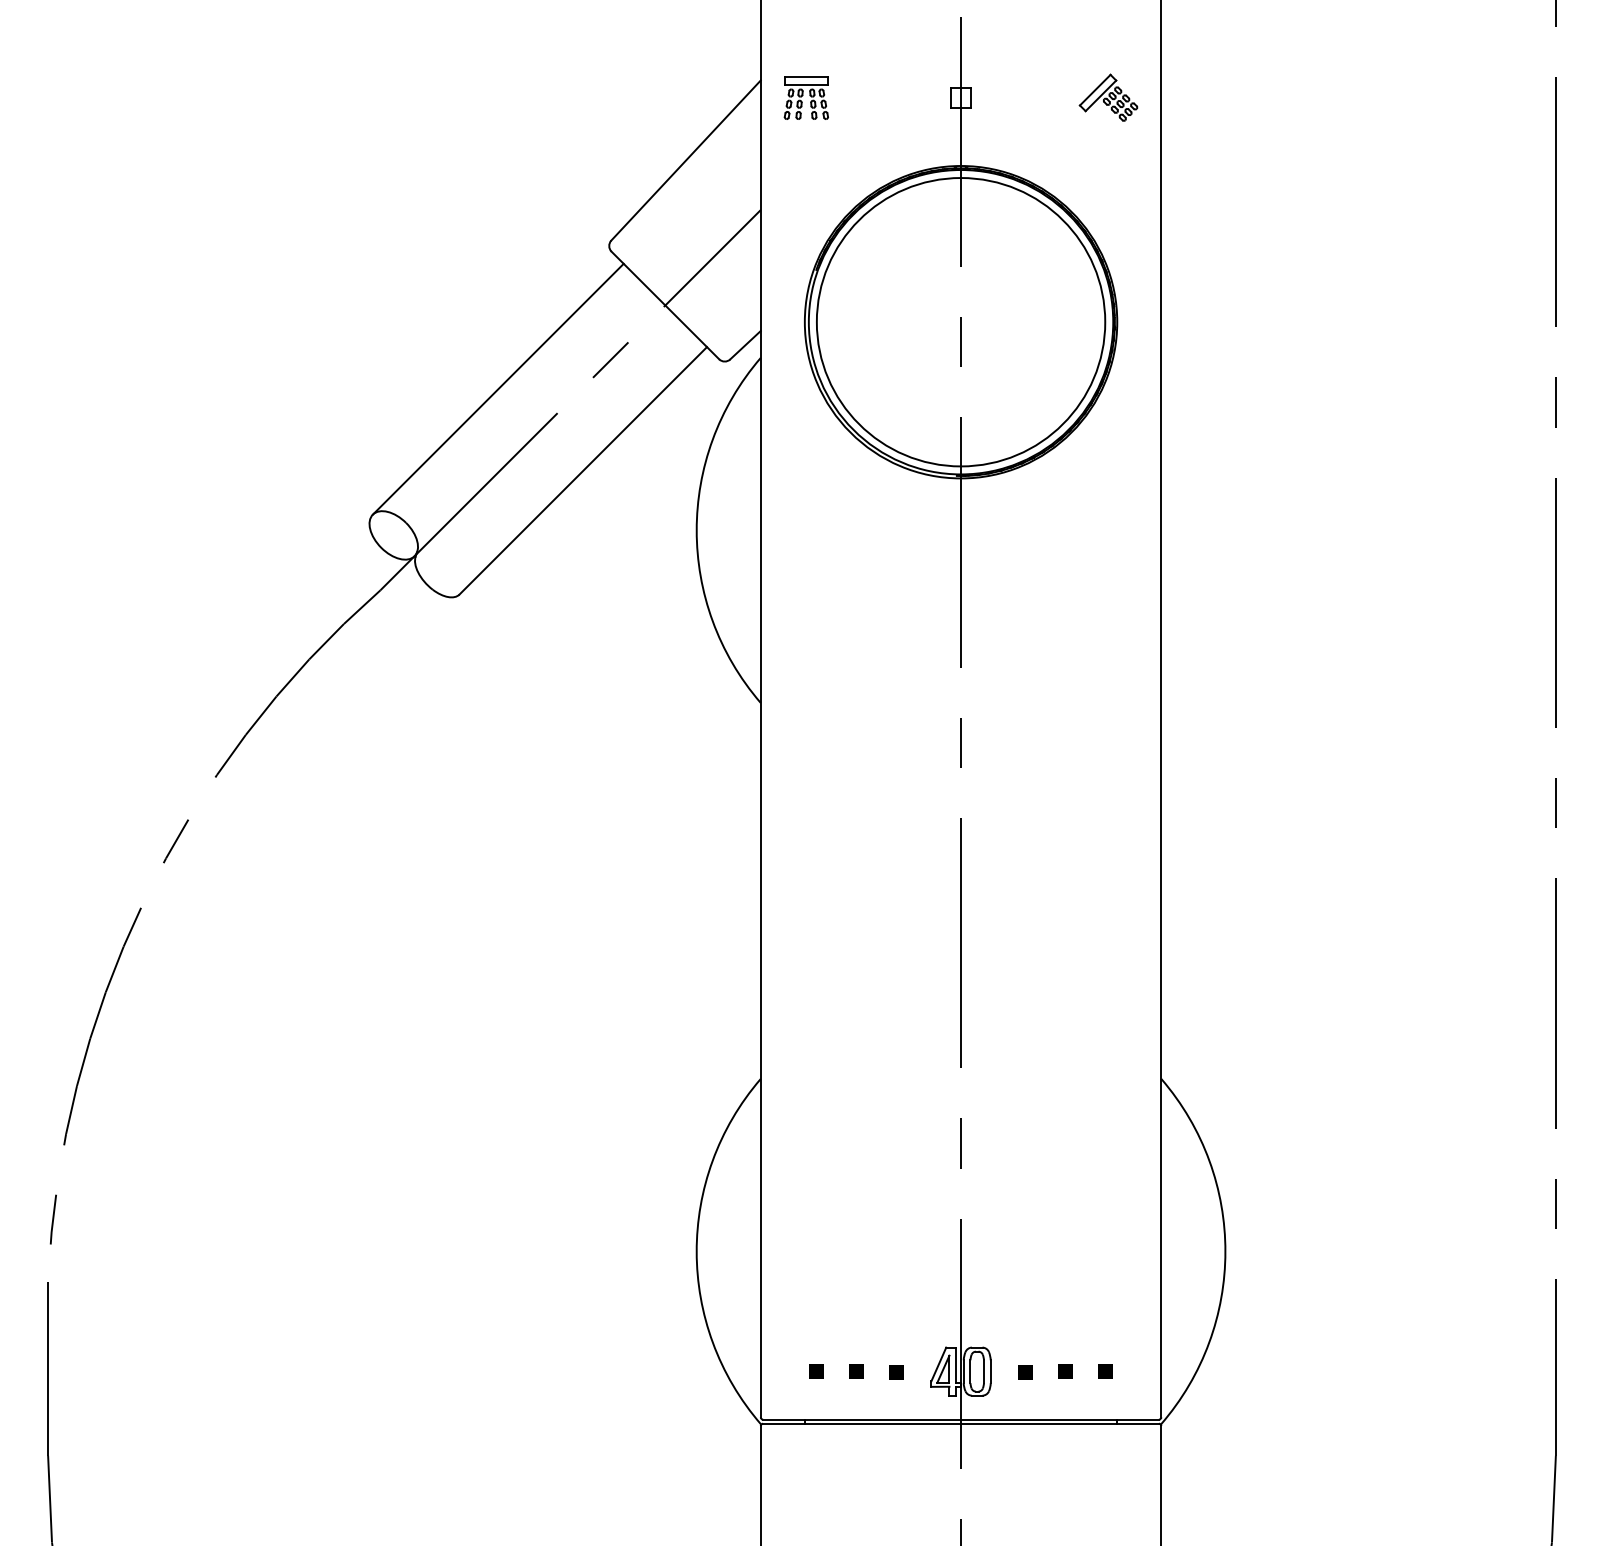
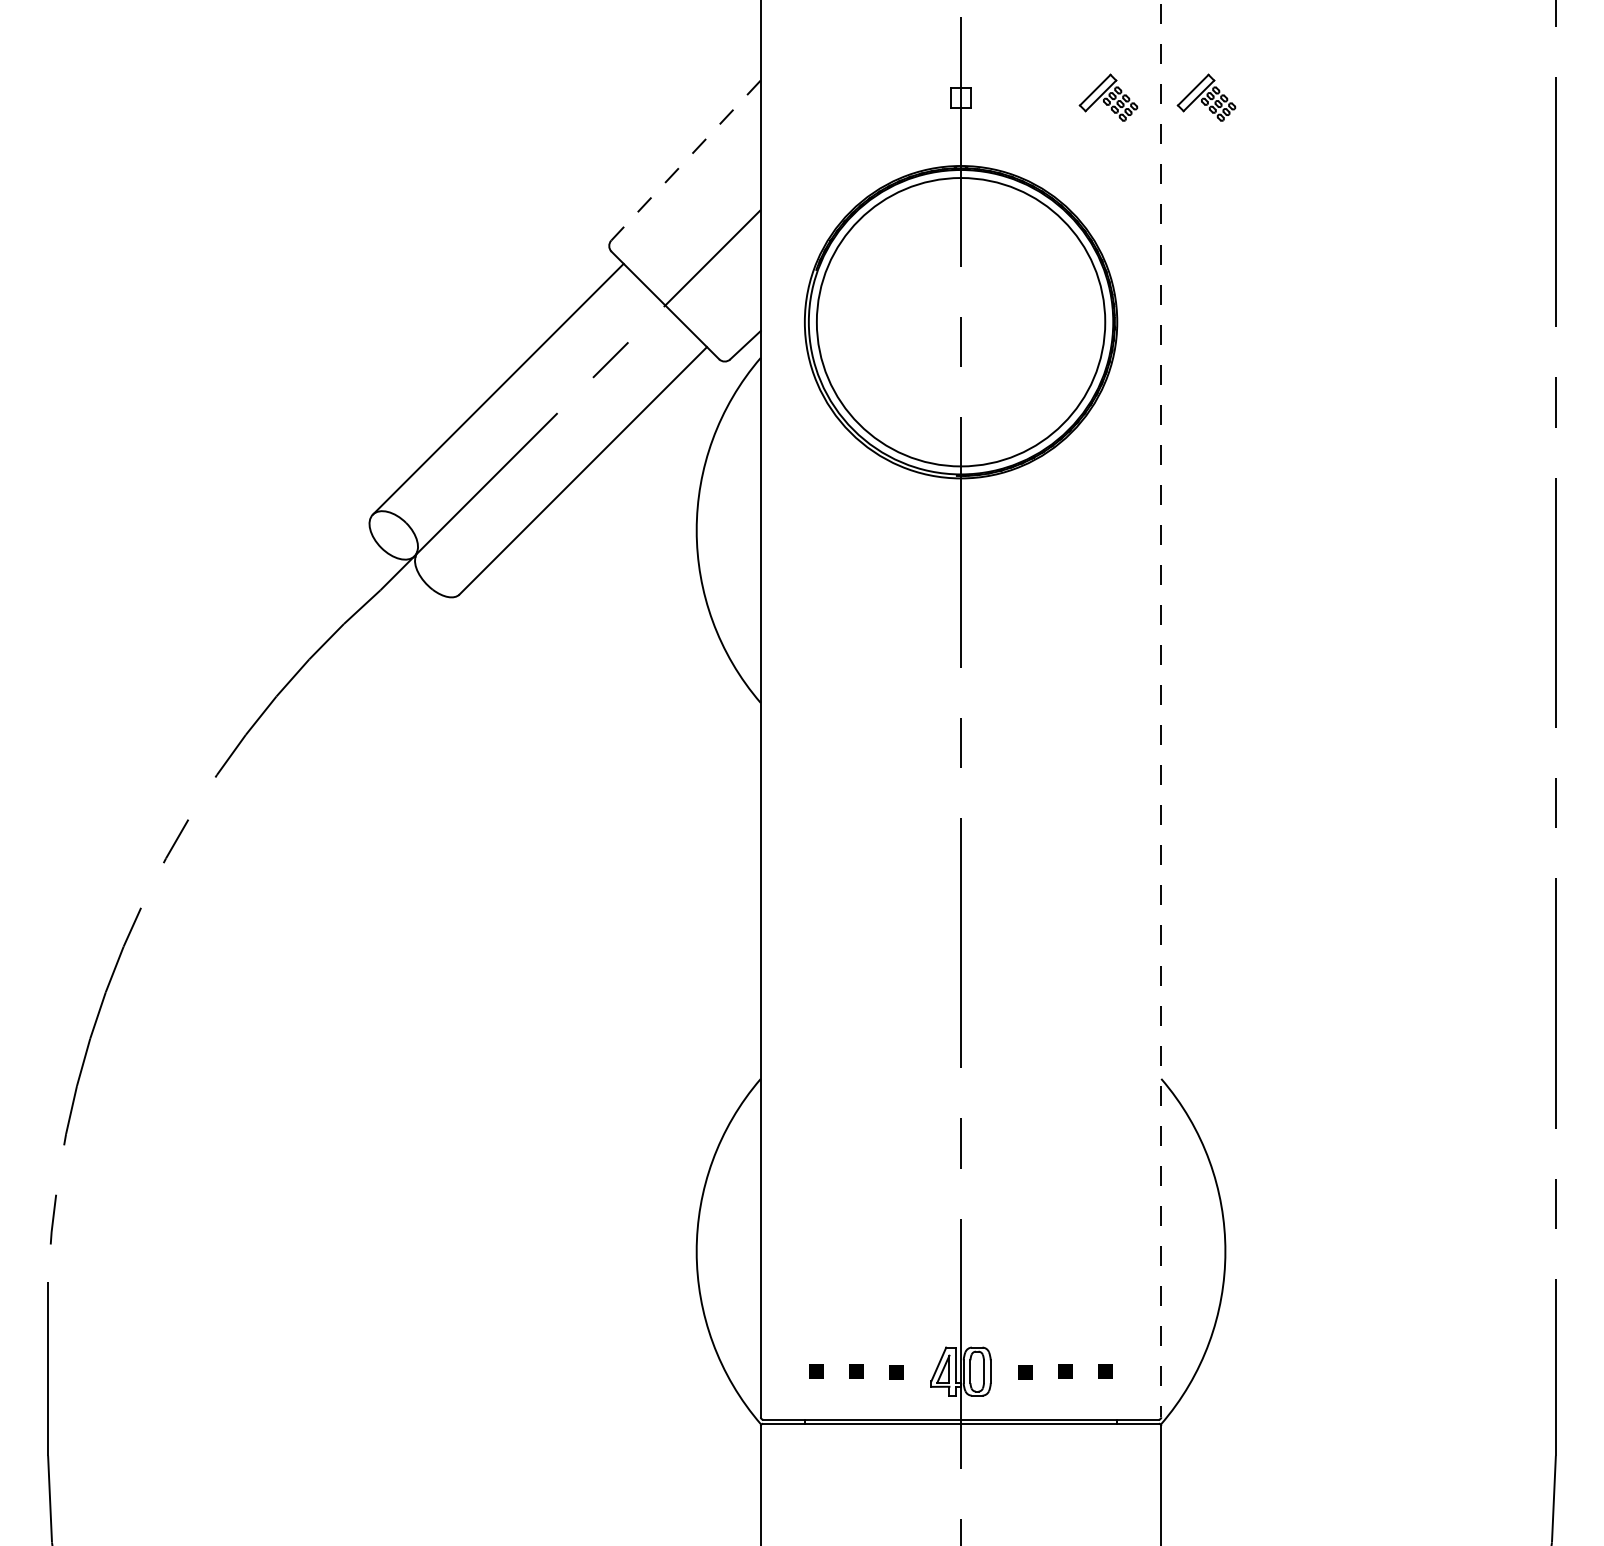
part: present -> none (805, 97)
part: none -> present (1206, 97)
line: solid -> dashed (685, 160)
line: solid -> dashed (1161, 709)
